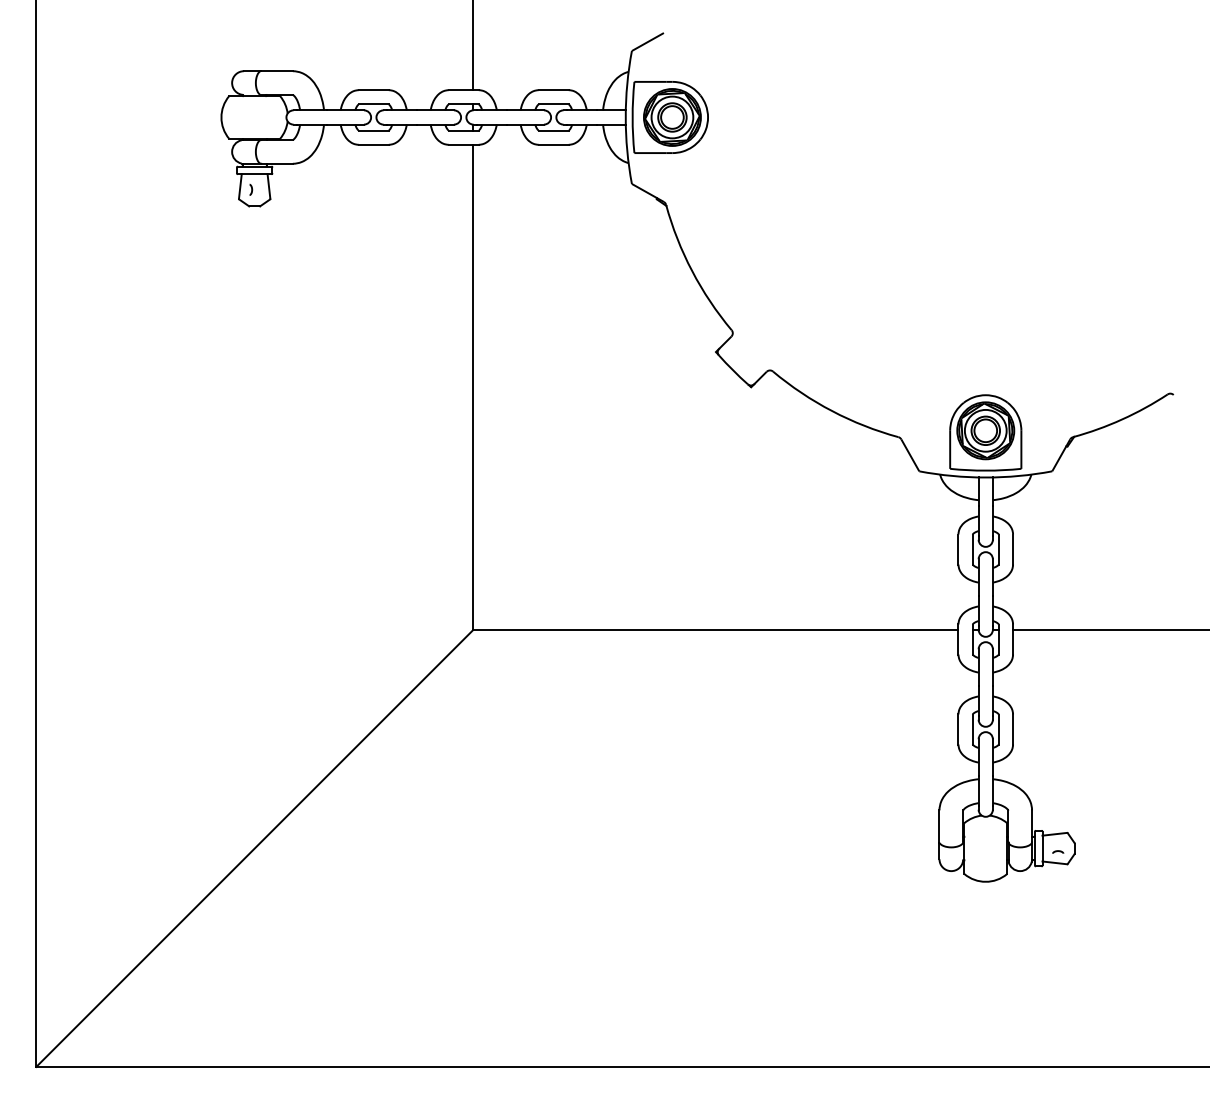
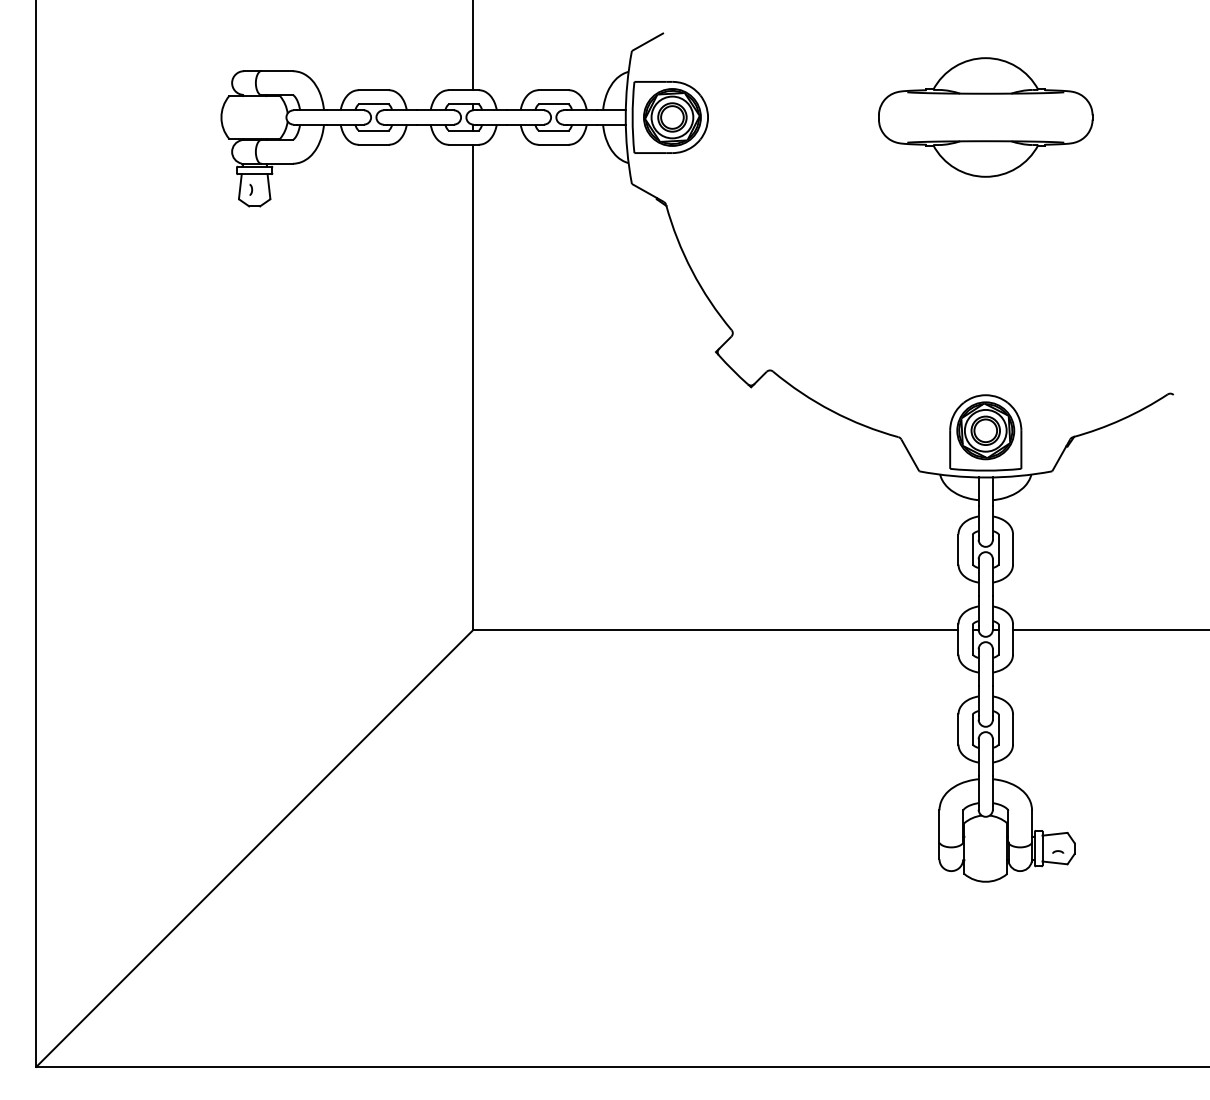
part: none -> present (985, 117)
